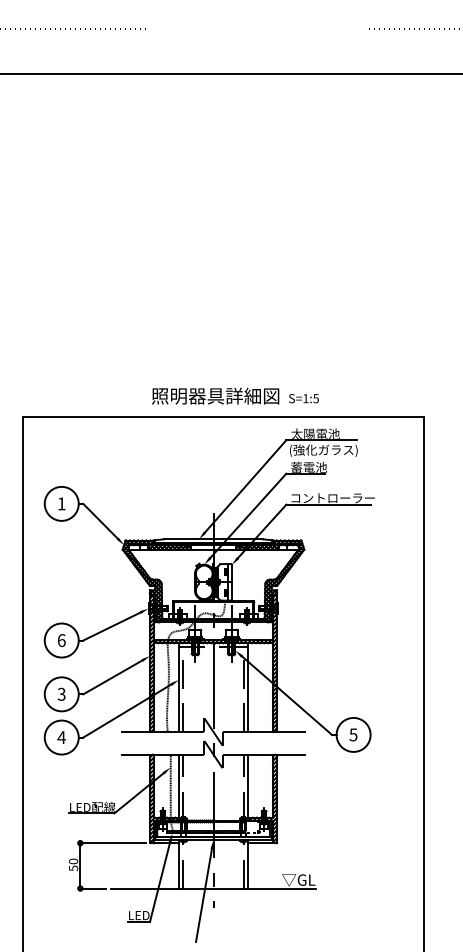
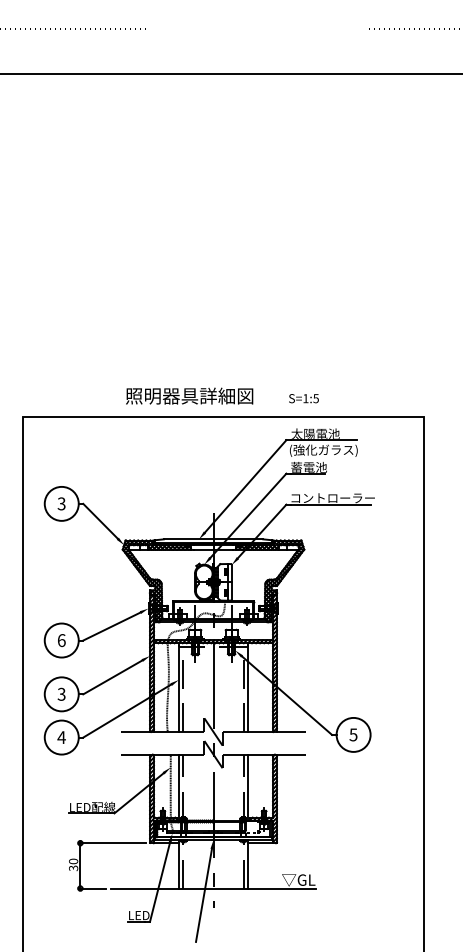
text position: (215, 395) -> (189, 395) (189, 395)
text: 1 -> 3 (61, 503)
text: 50 -> 30 (73, 867)
